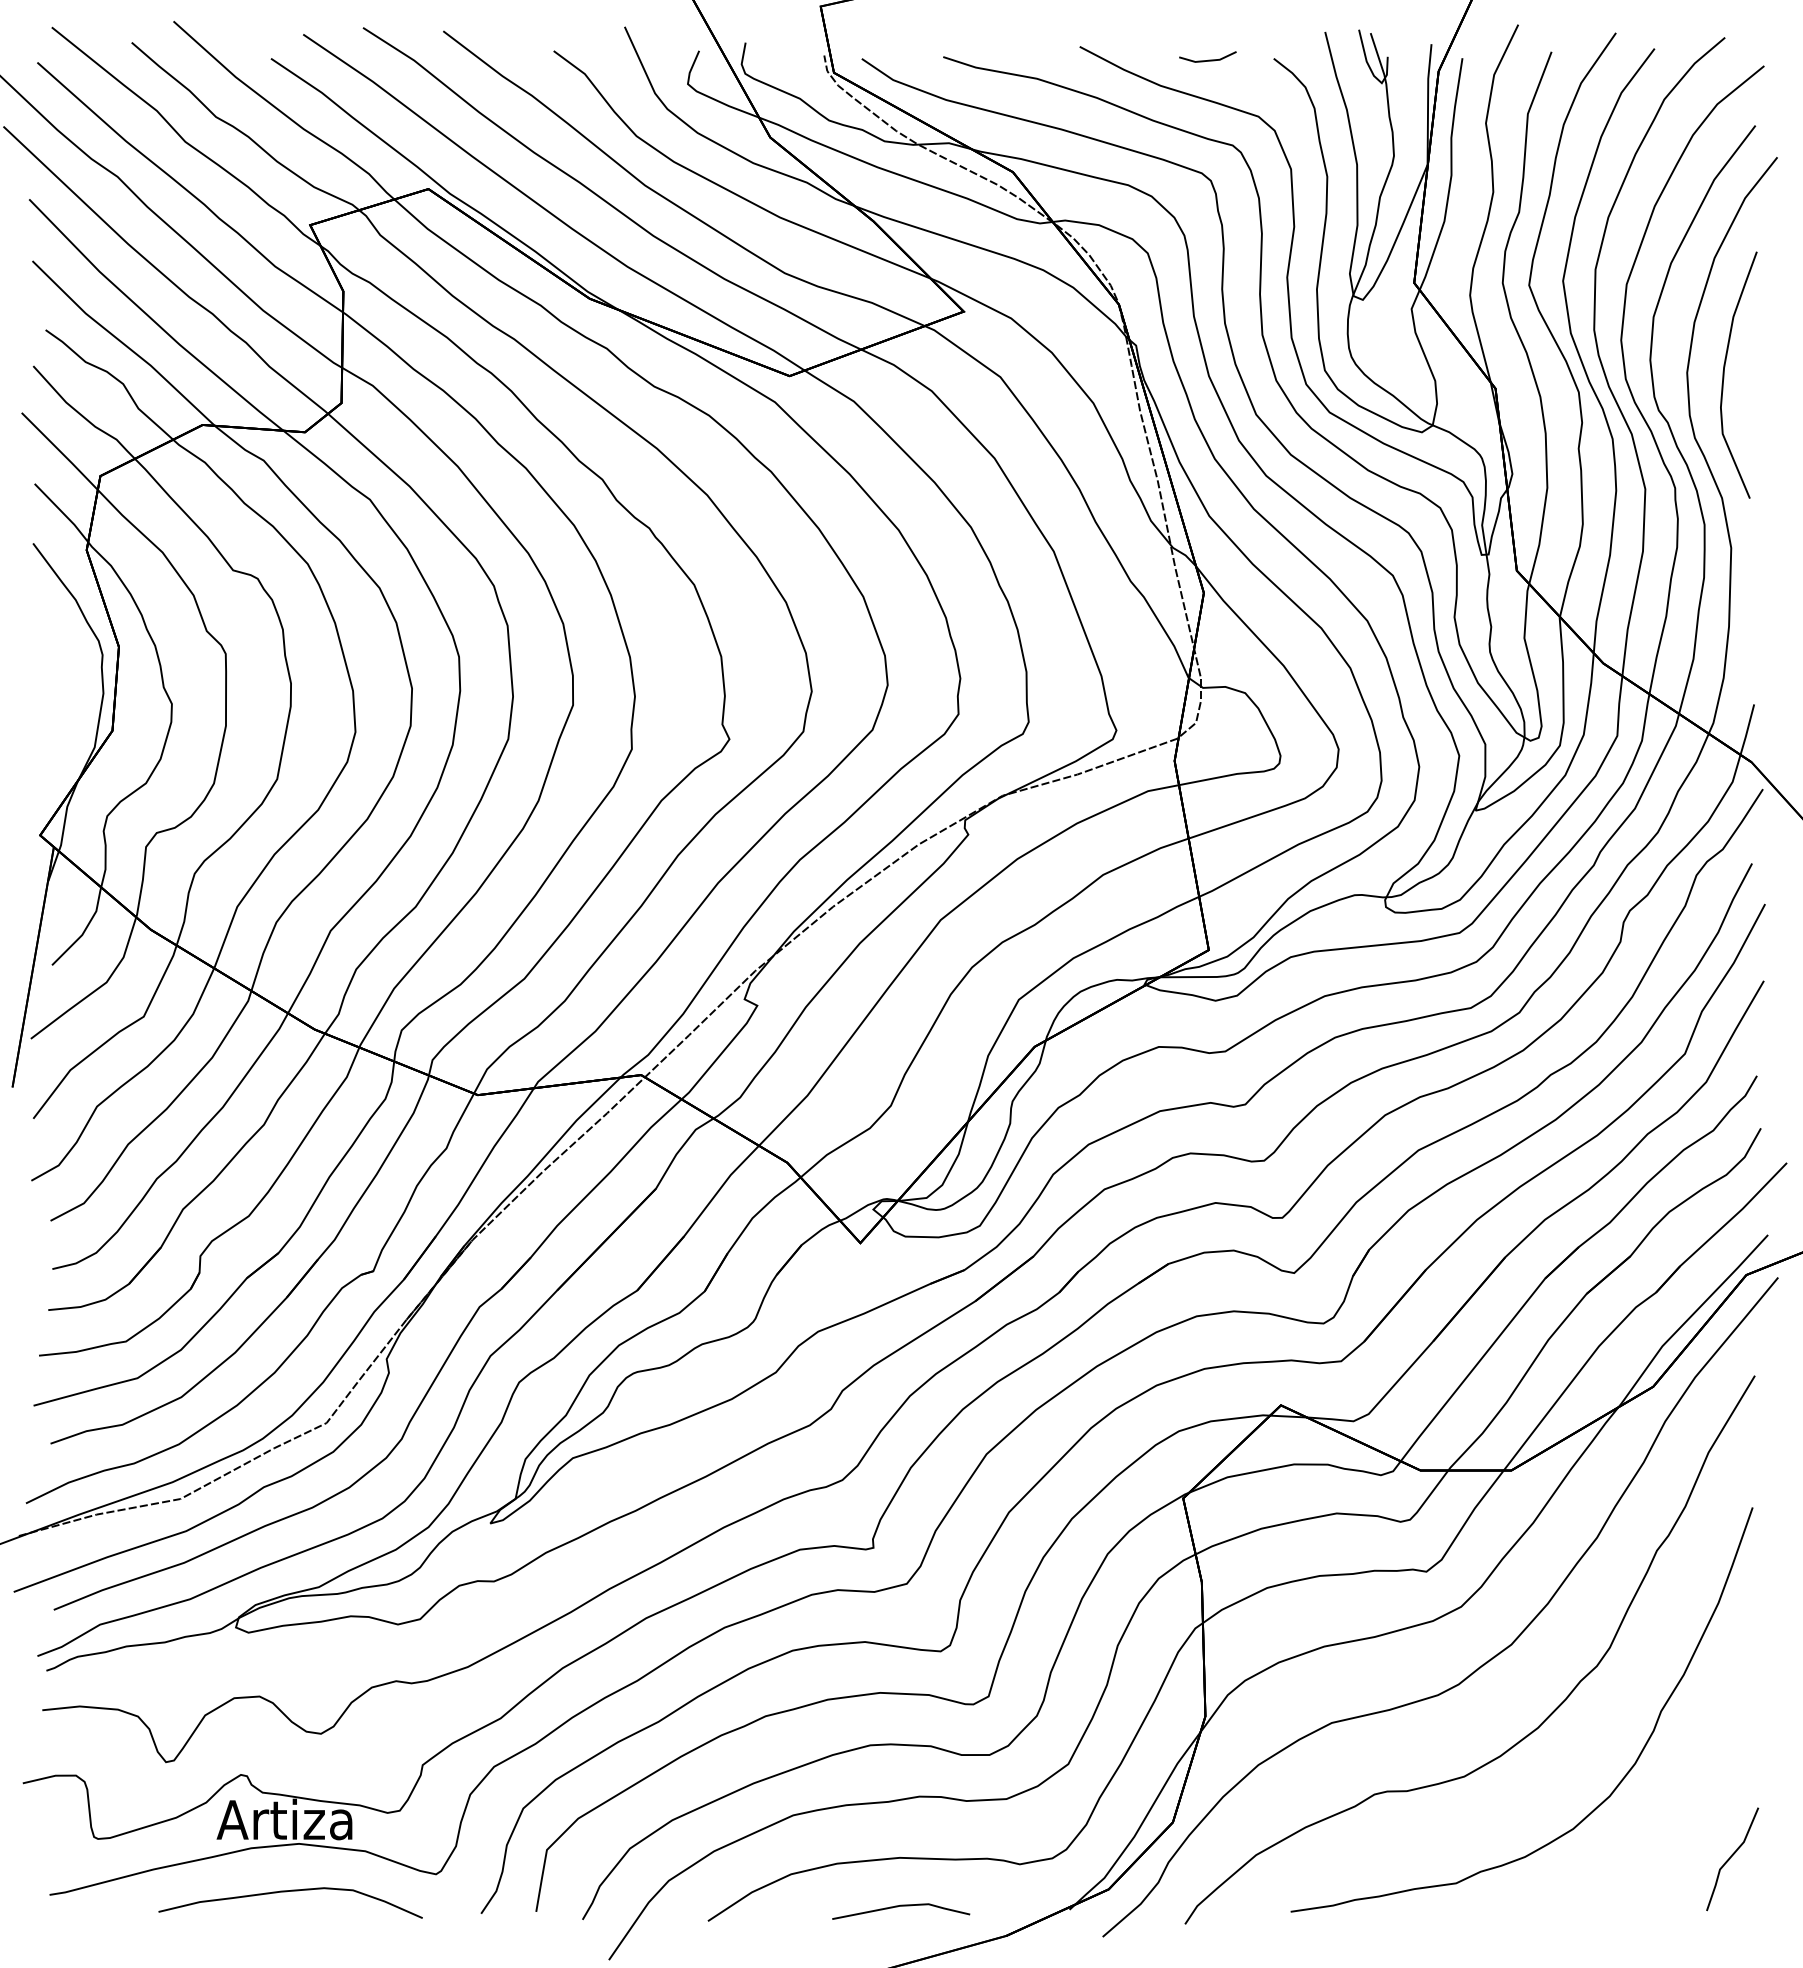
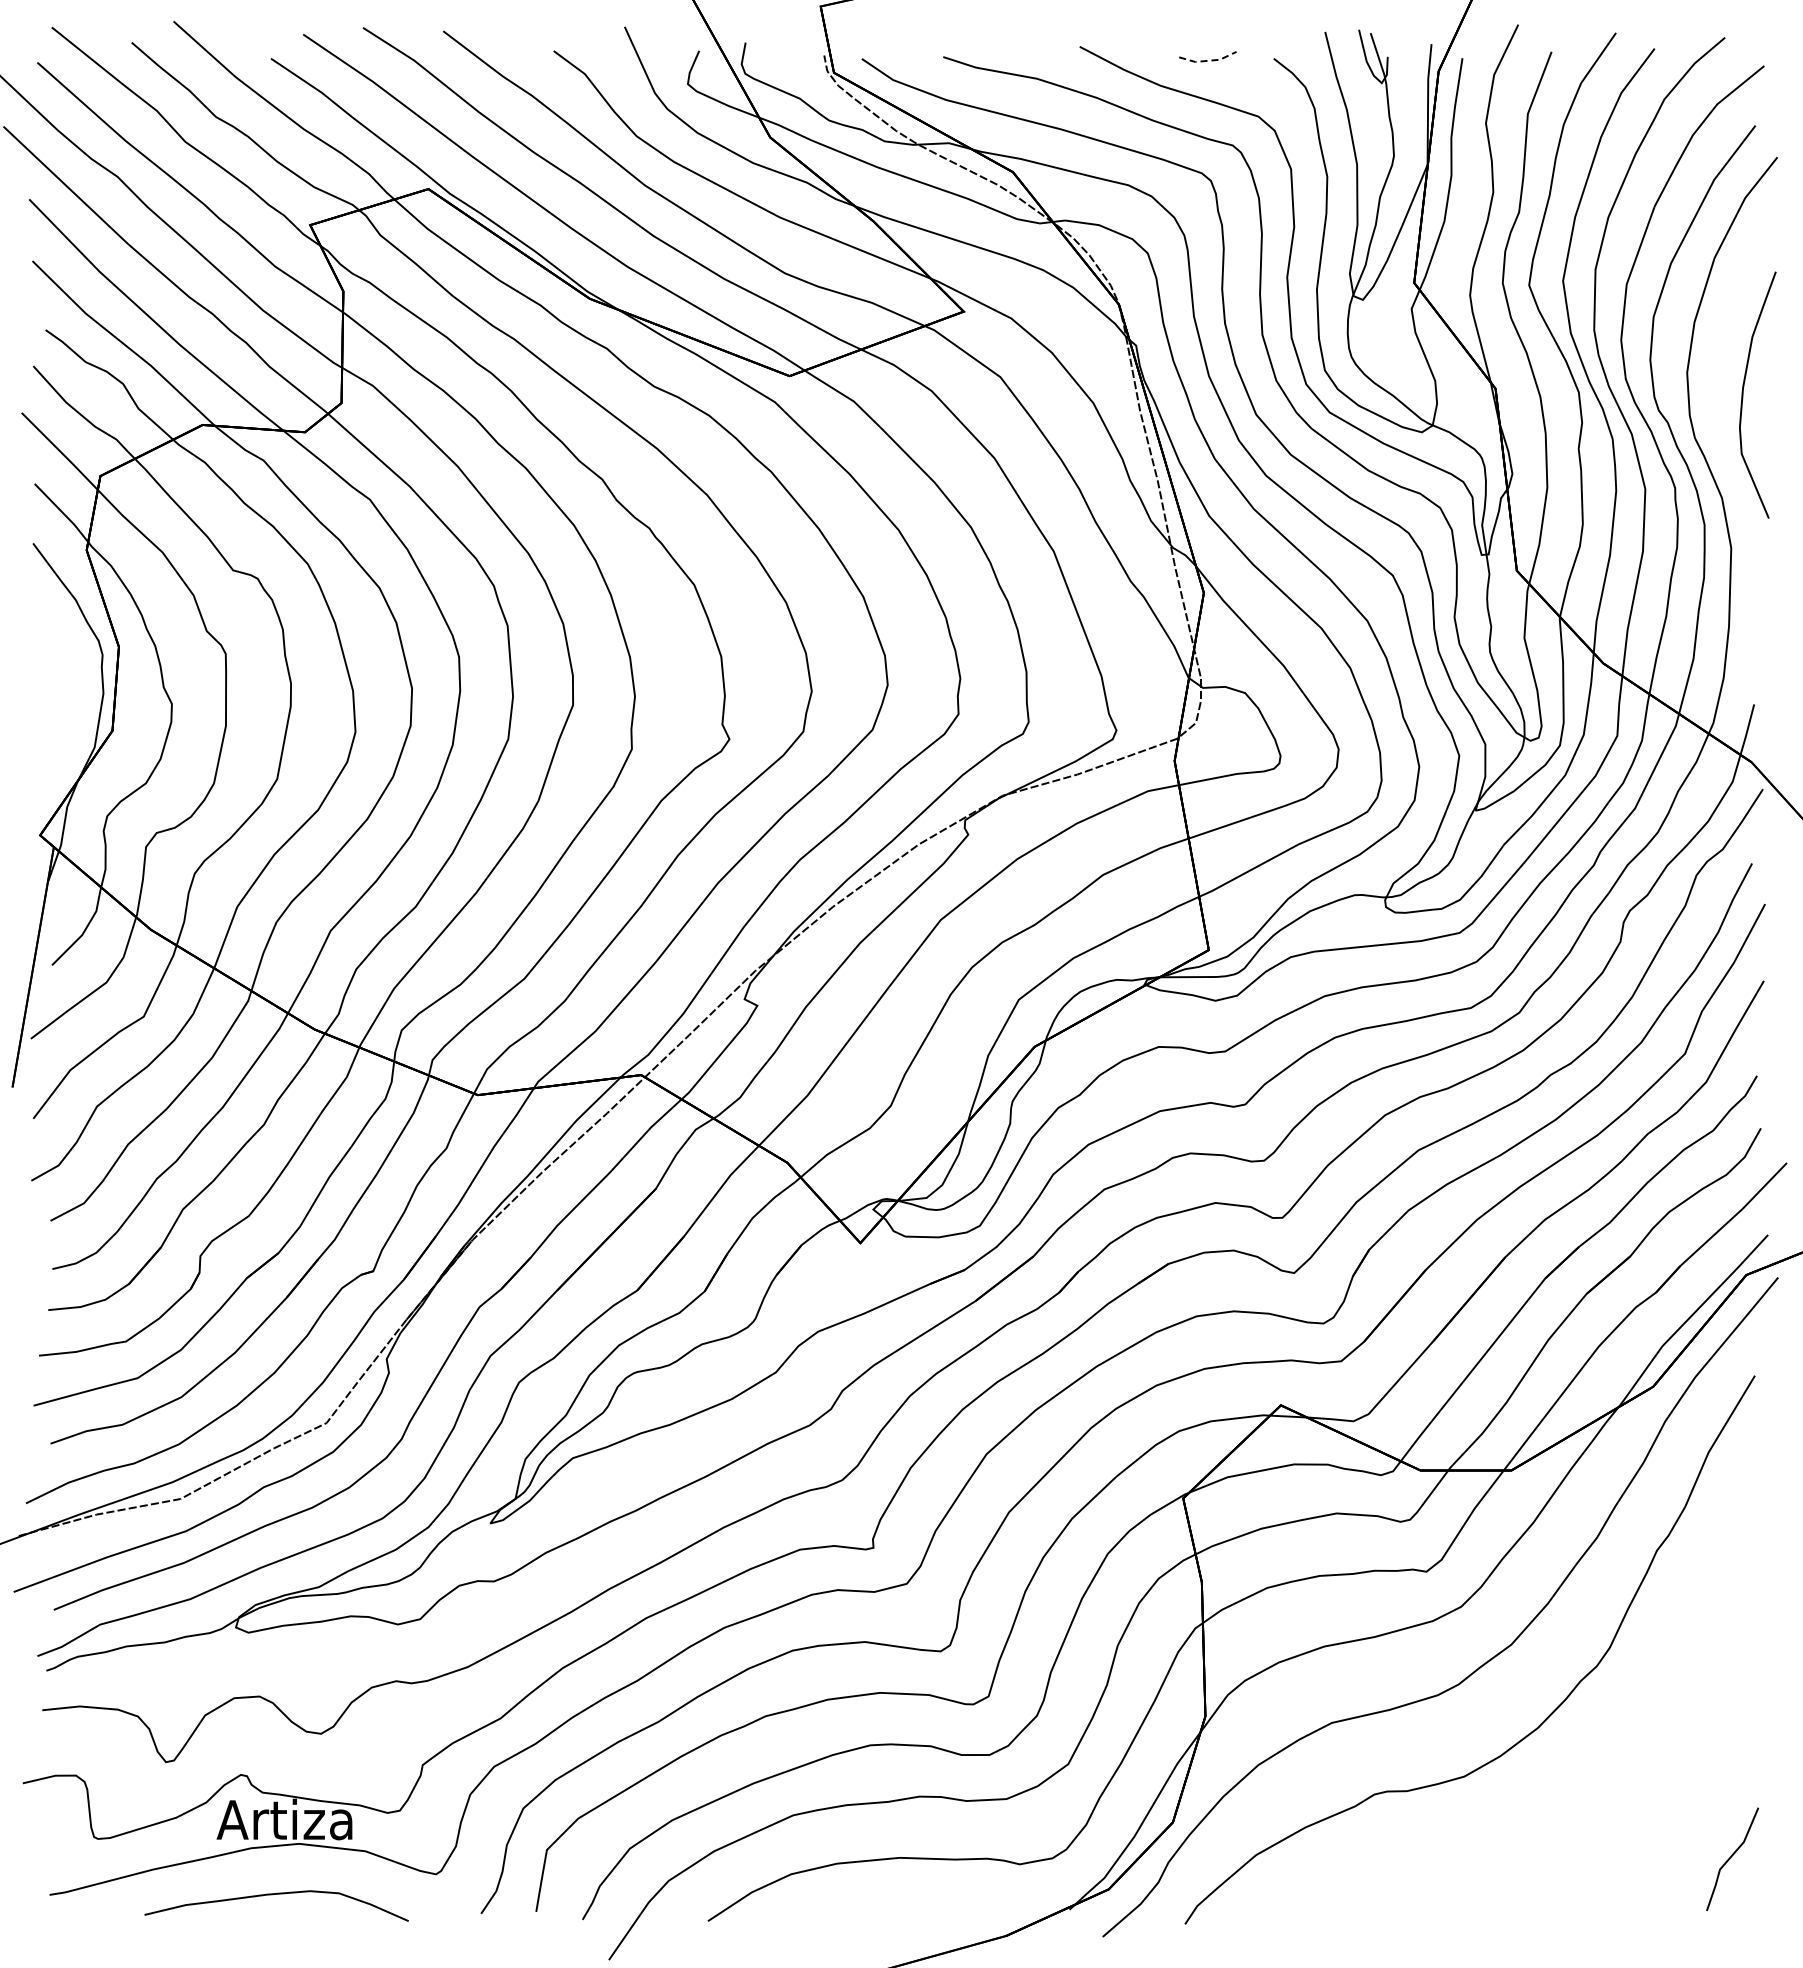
line: solid -> dashed (1209, 60)
curve position: (1724, 374) -> (1743, 394) (1743, 394)
curve: present -> none (1616, 1785)
curve position: (286, 1892) -> (272, 1895) (272, 1895)
line: present -> none (901, 1906)
